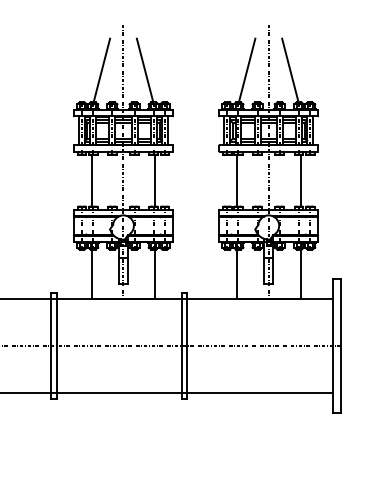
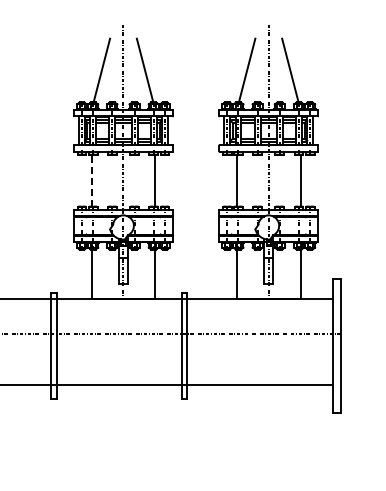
line: solid -> dashed (91, 180)
line position: (171, 345) -> (171, 333) (171, 333)
line position: (167, 392) -> (167, 384) (167, 384)
